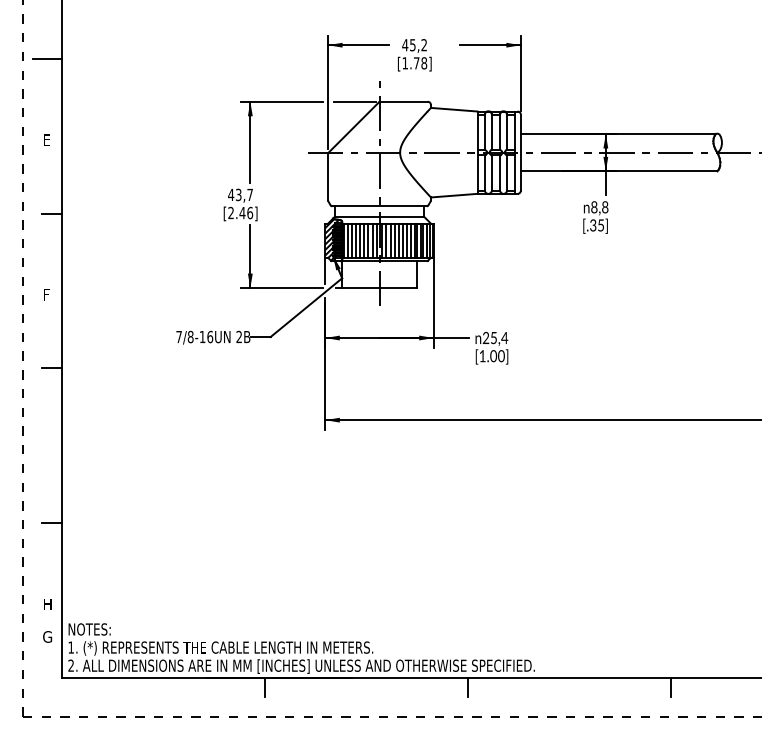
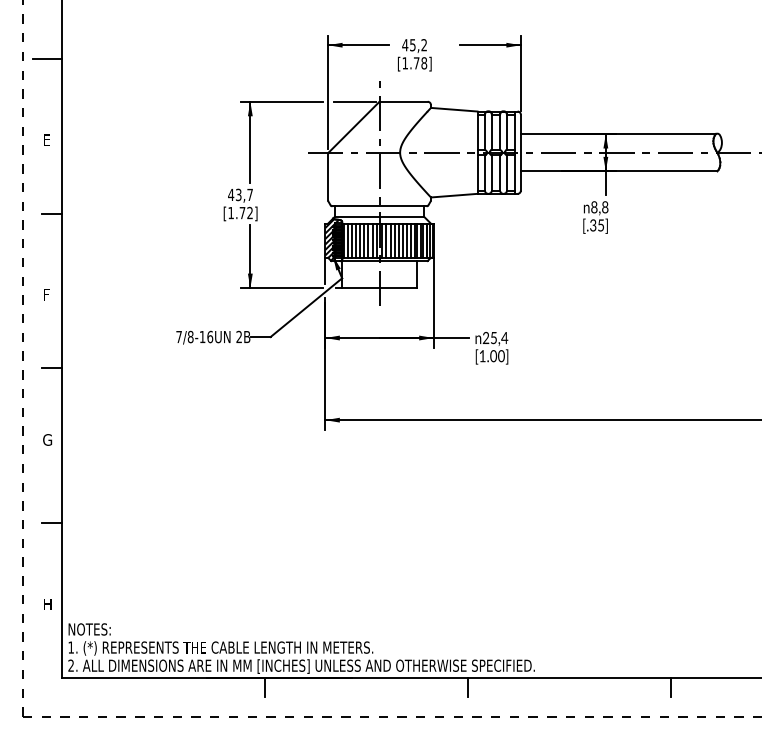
text: [2.46] -> [1.72] (240, 212)
text position: (47, 636) -> (47, 439) (47, 439)
